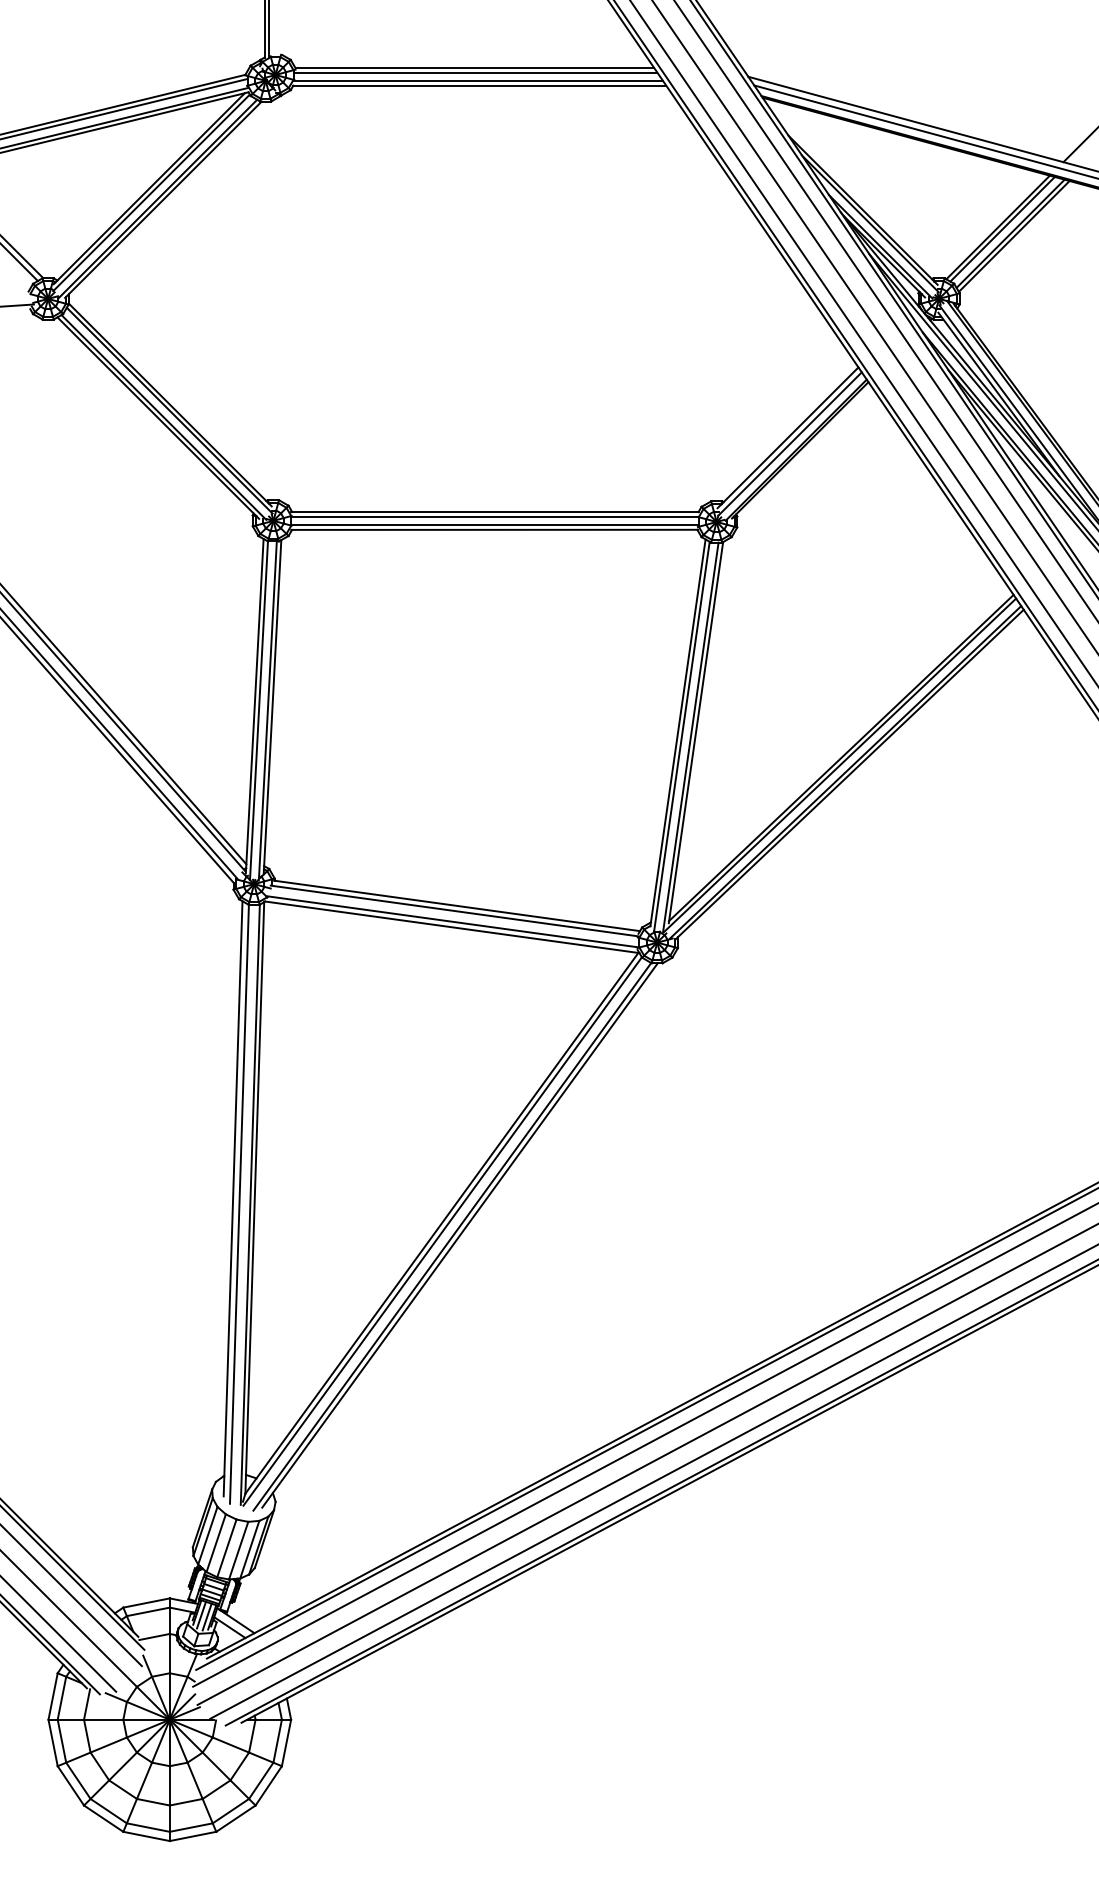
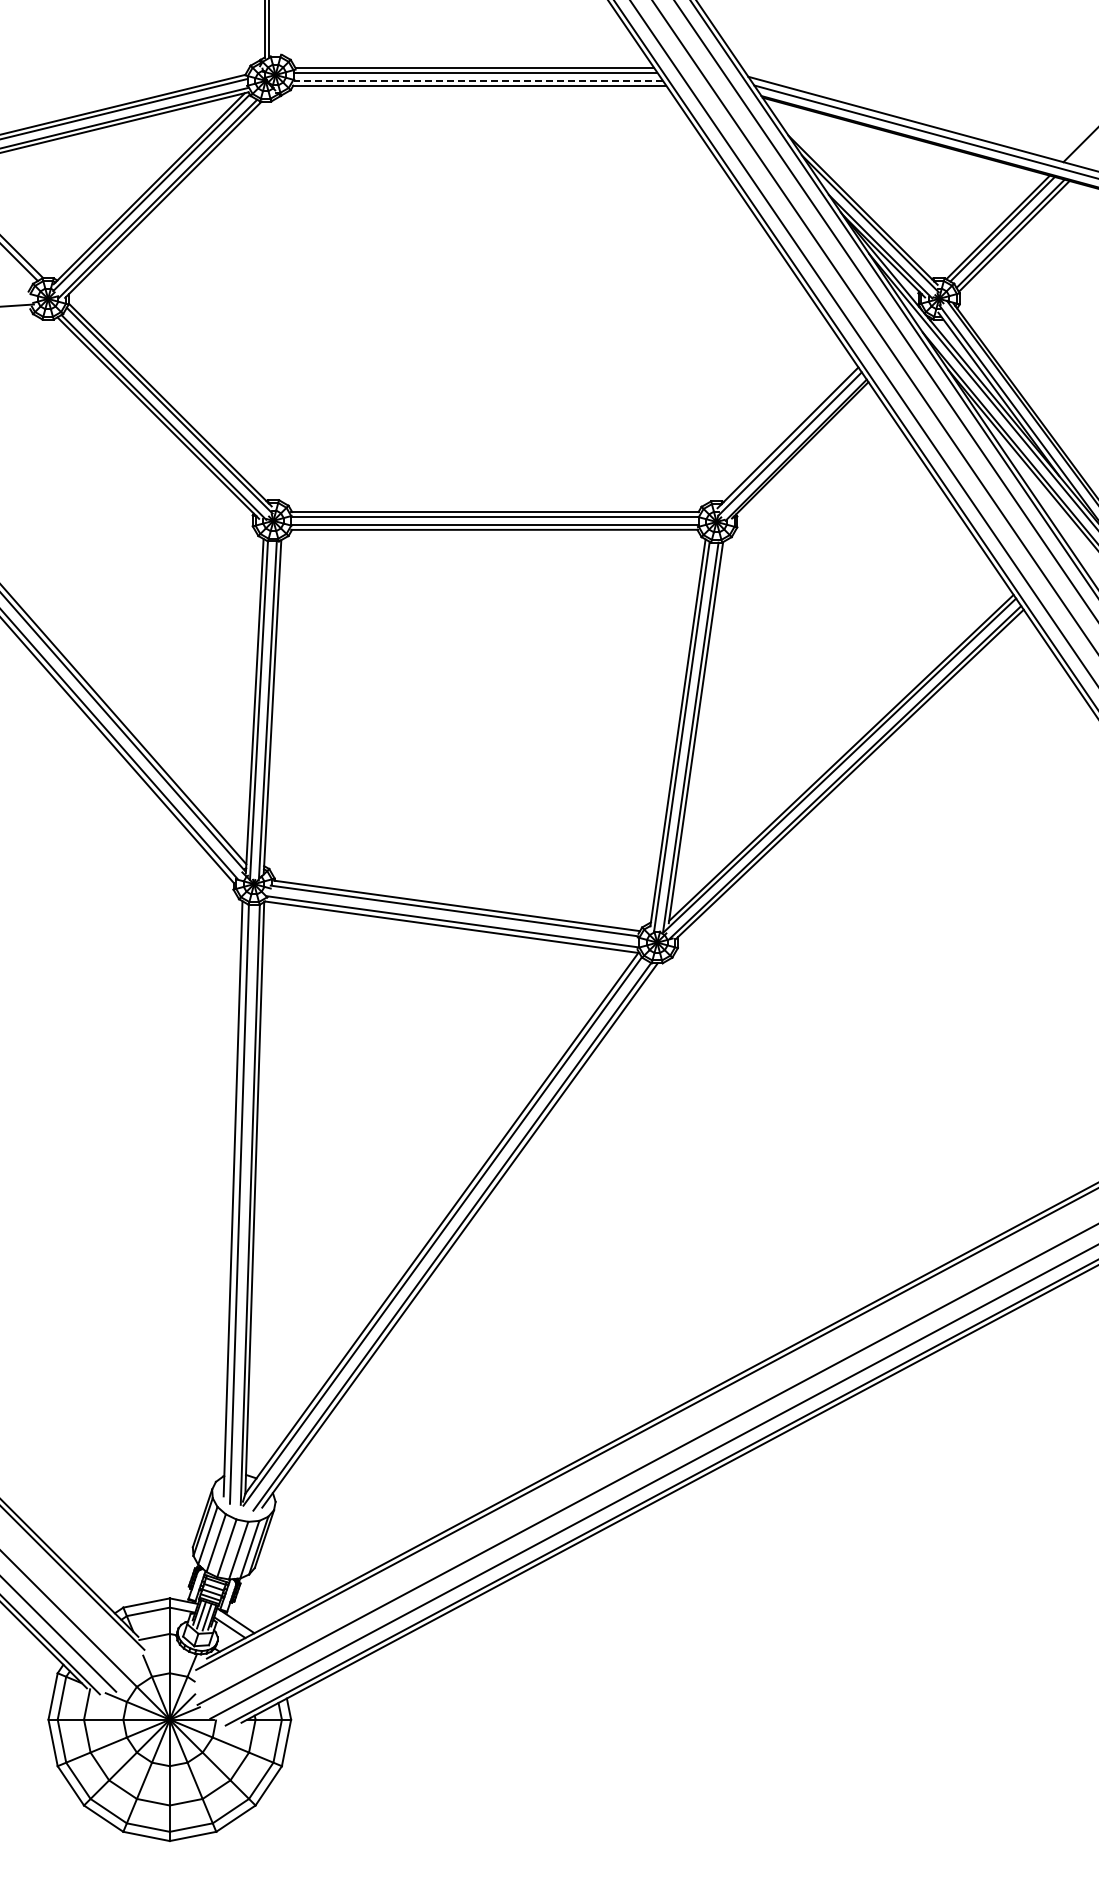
line: solid -> dashed (478, 81)
line: present -> none (644, 1445)
line: present -> none (71, 1596)
